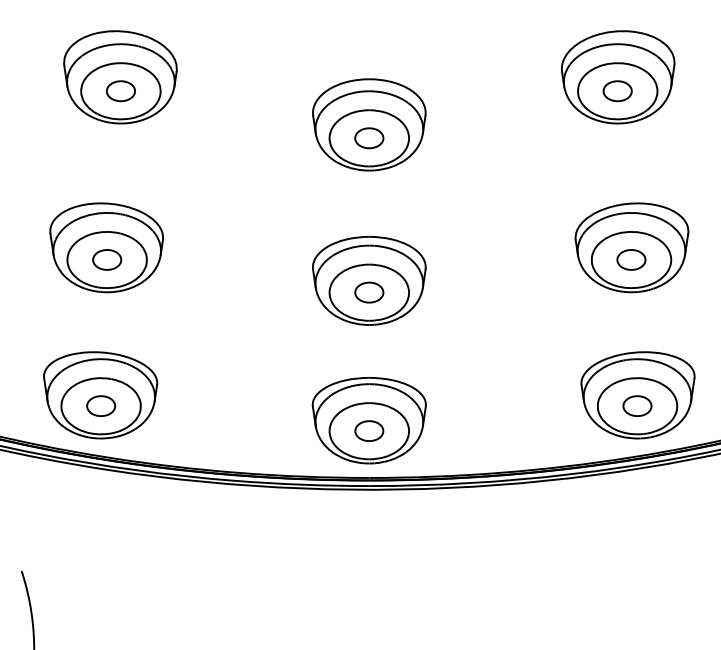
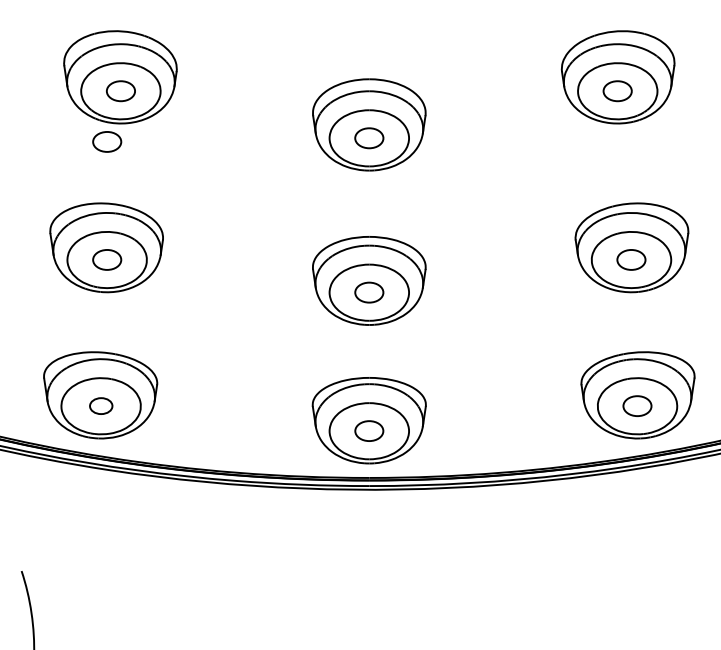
part: none -> present (107, 141)
part size: 31x22 px -> 25x18 px (101, 405)
